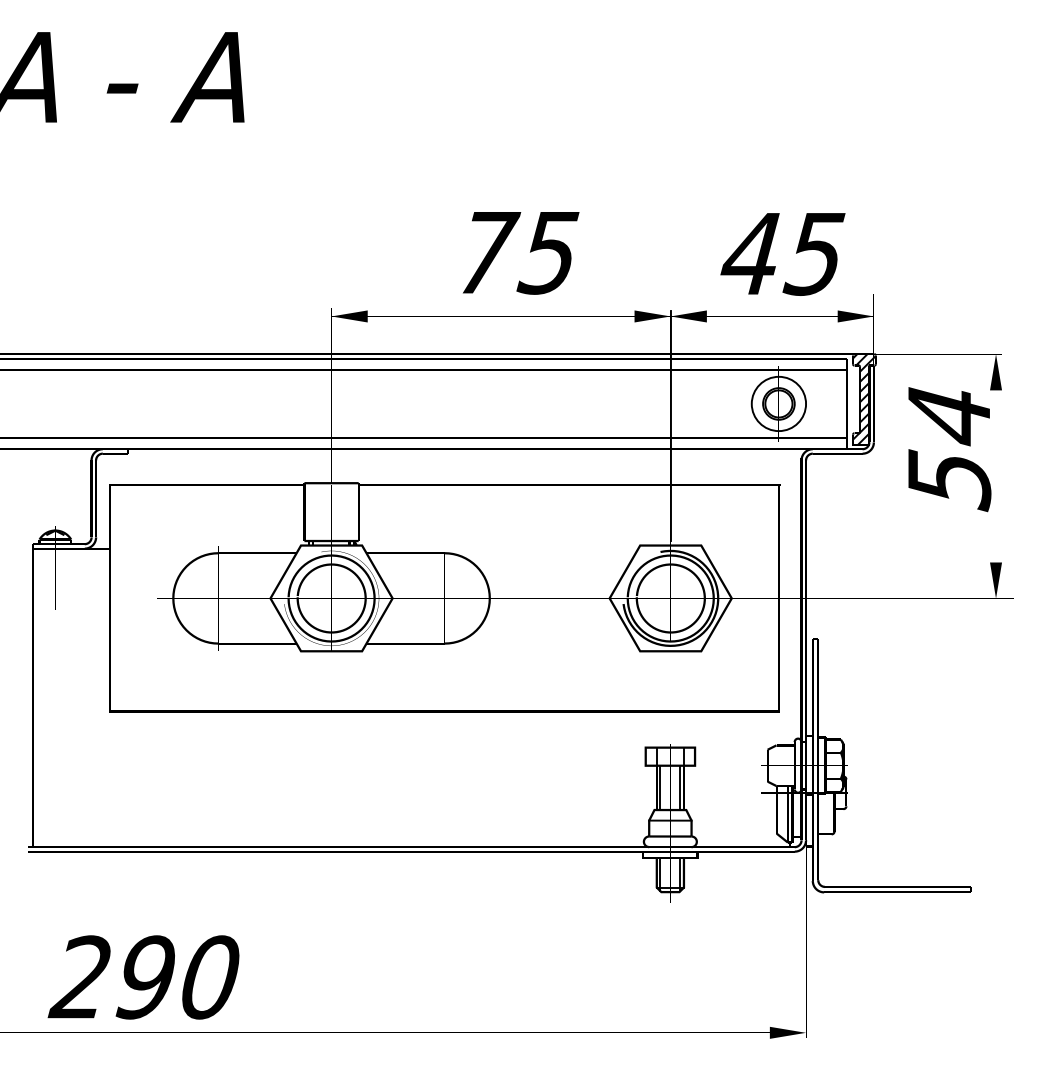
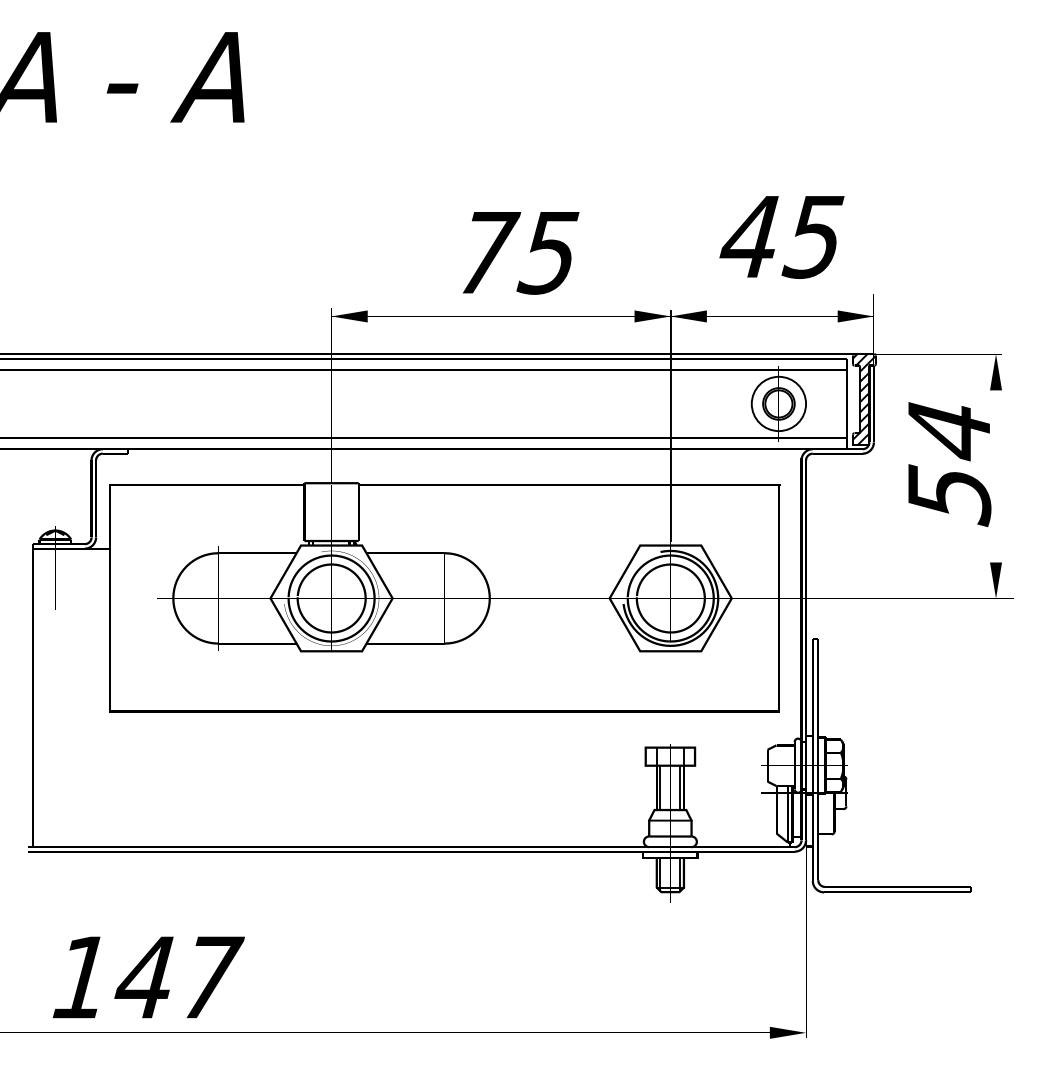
text position: (782, 254) -> (781, 237) (781, 237)
text position: (949, 449) -> (949, 464) (949, 464)
text: 290 -> 147 (145, 977)
